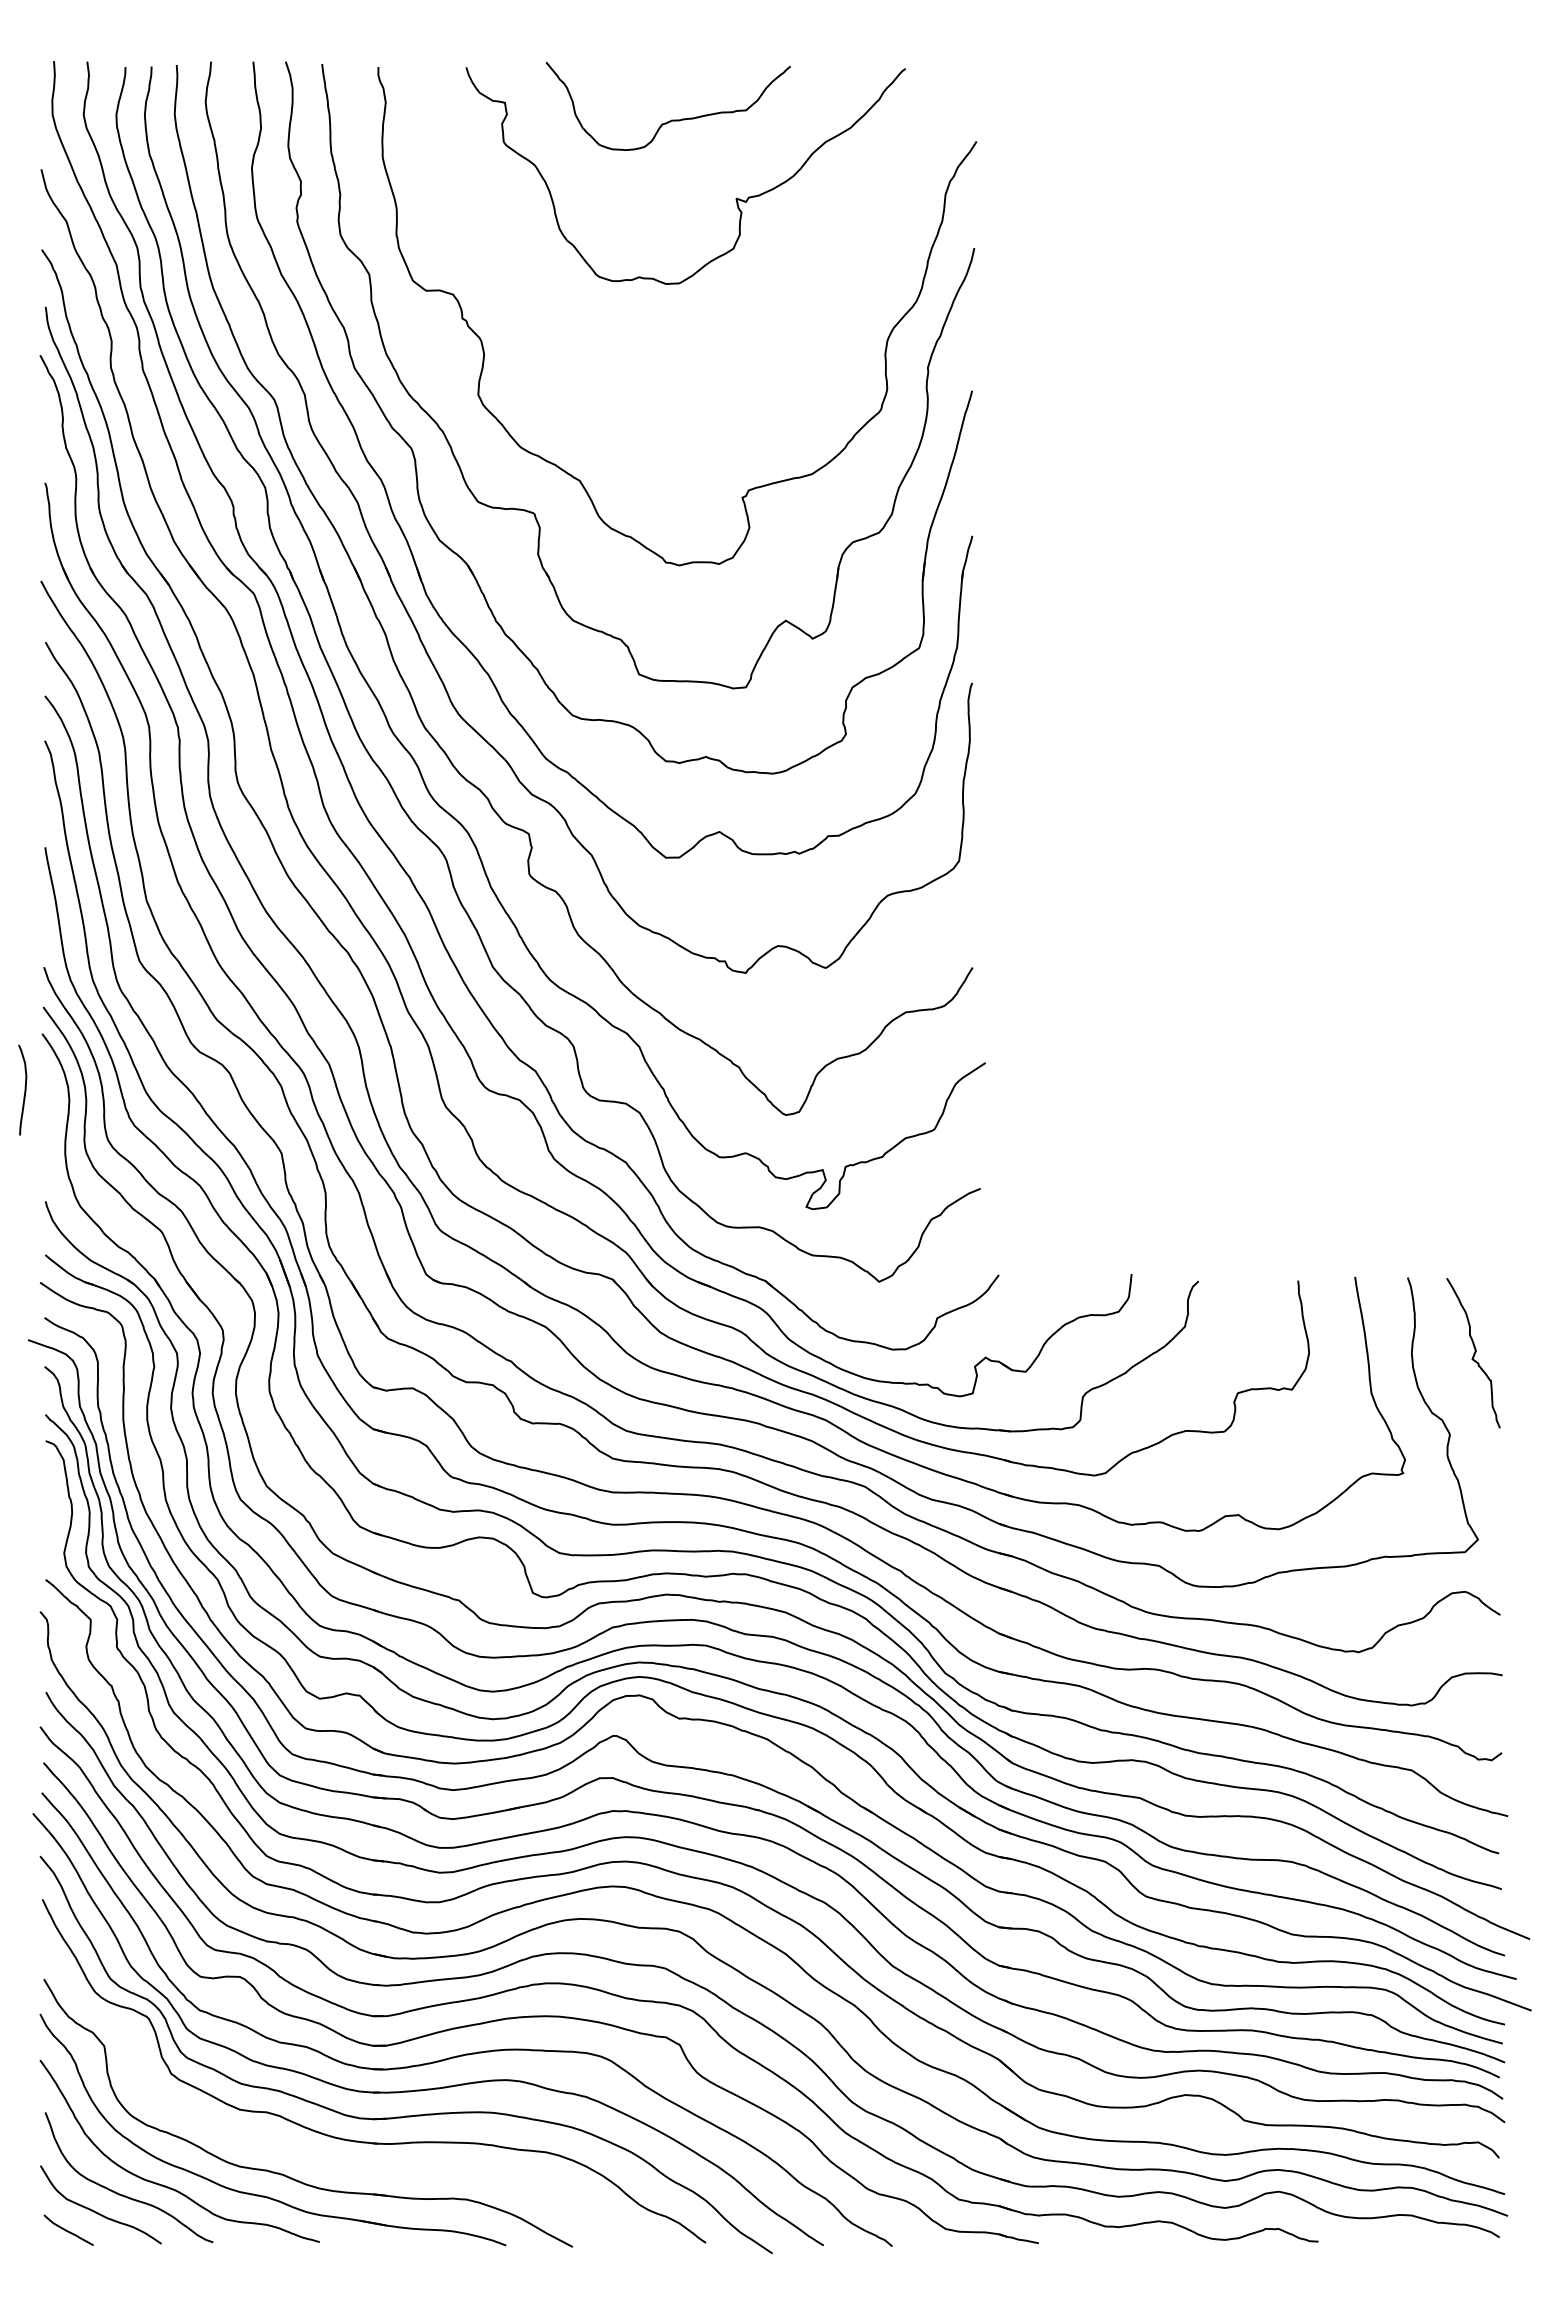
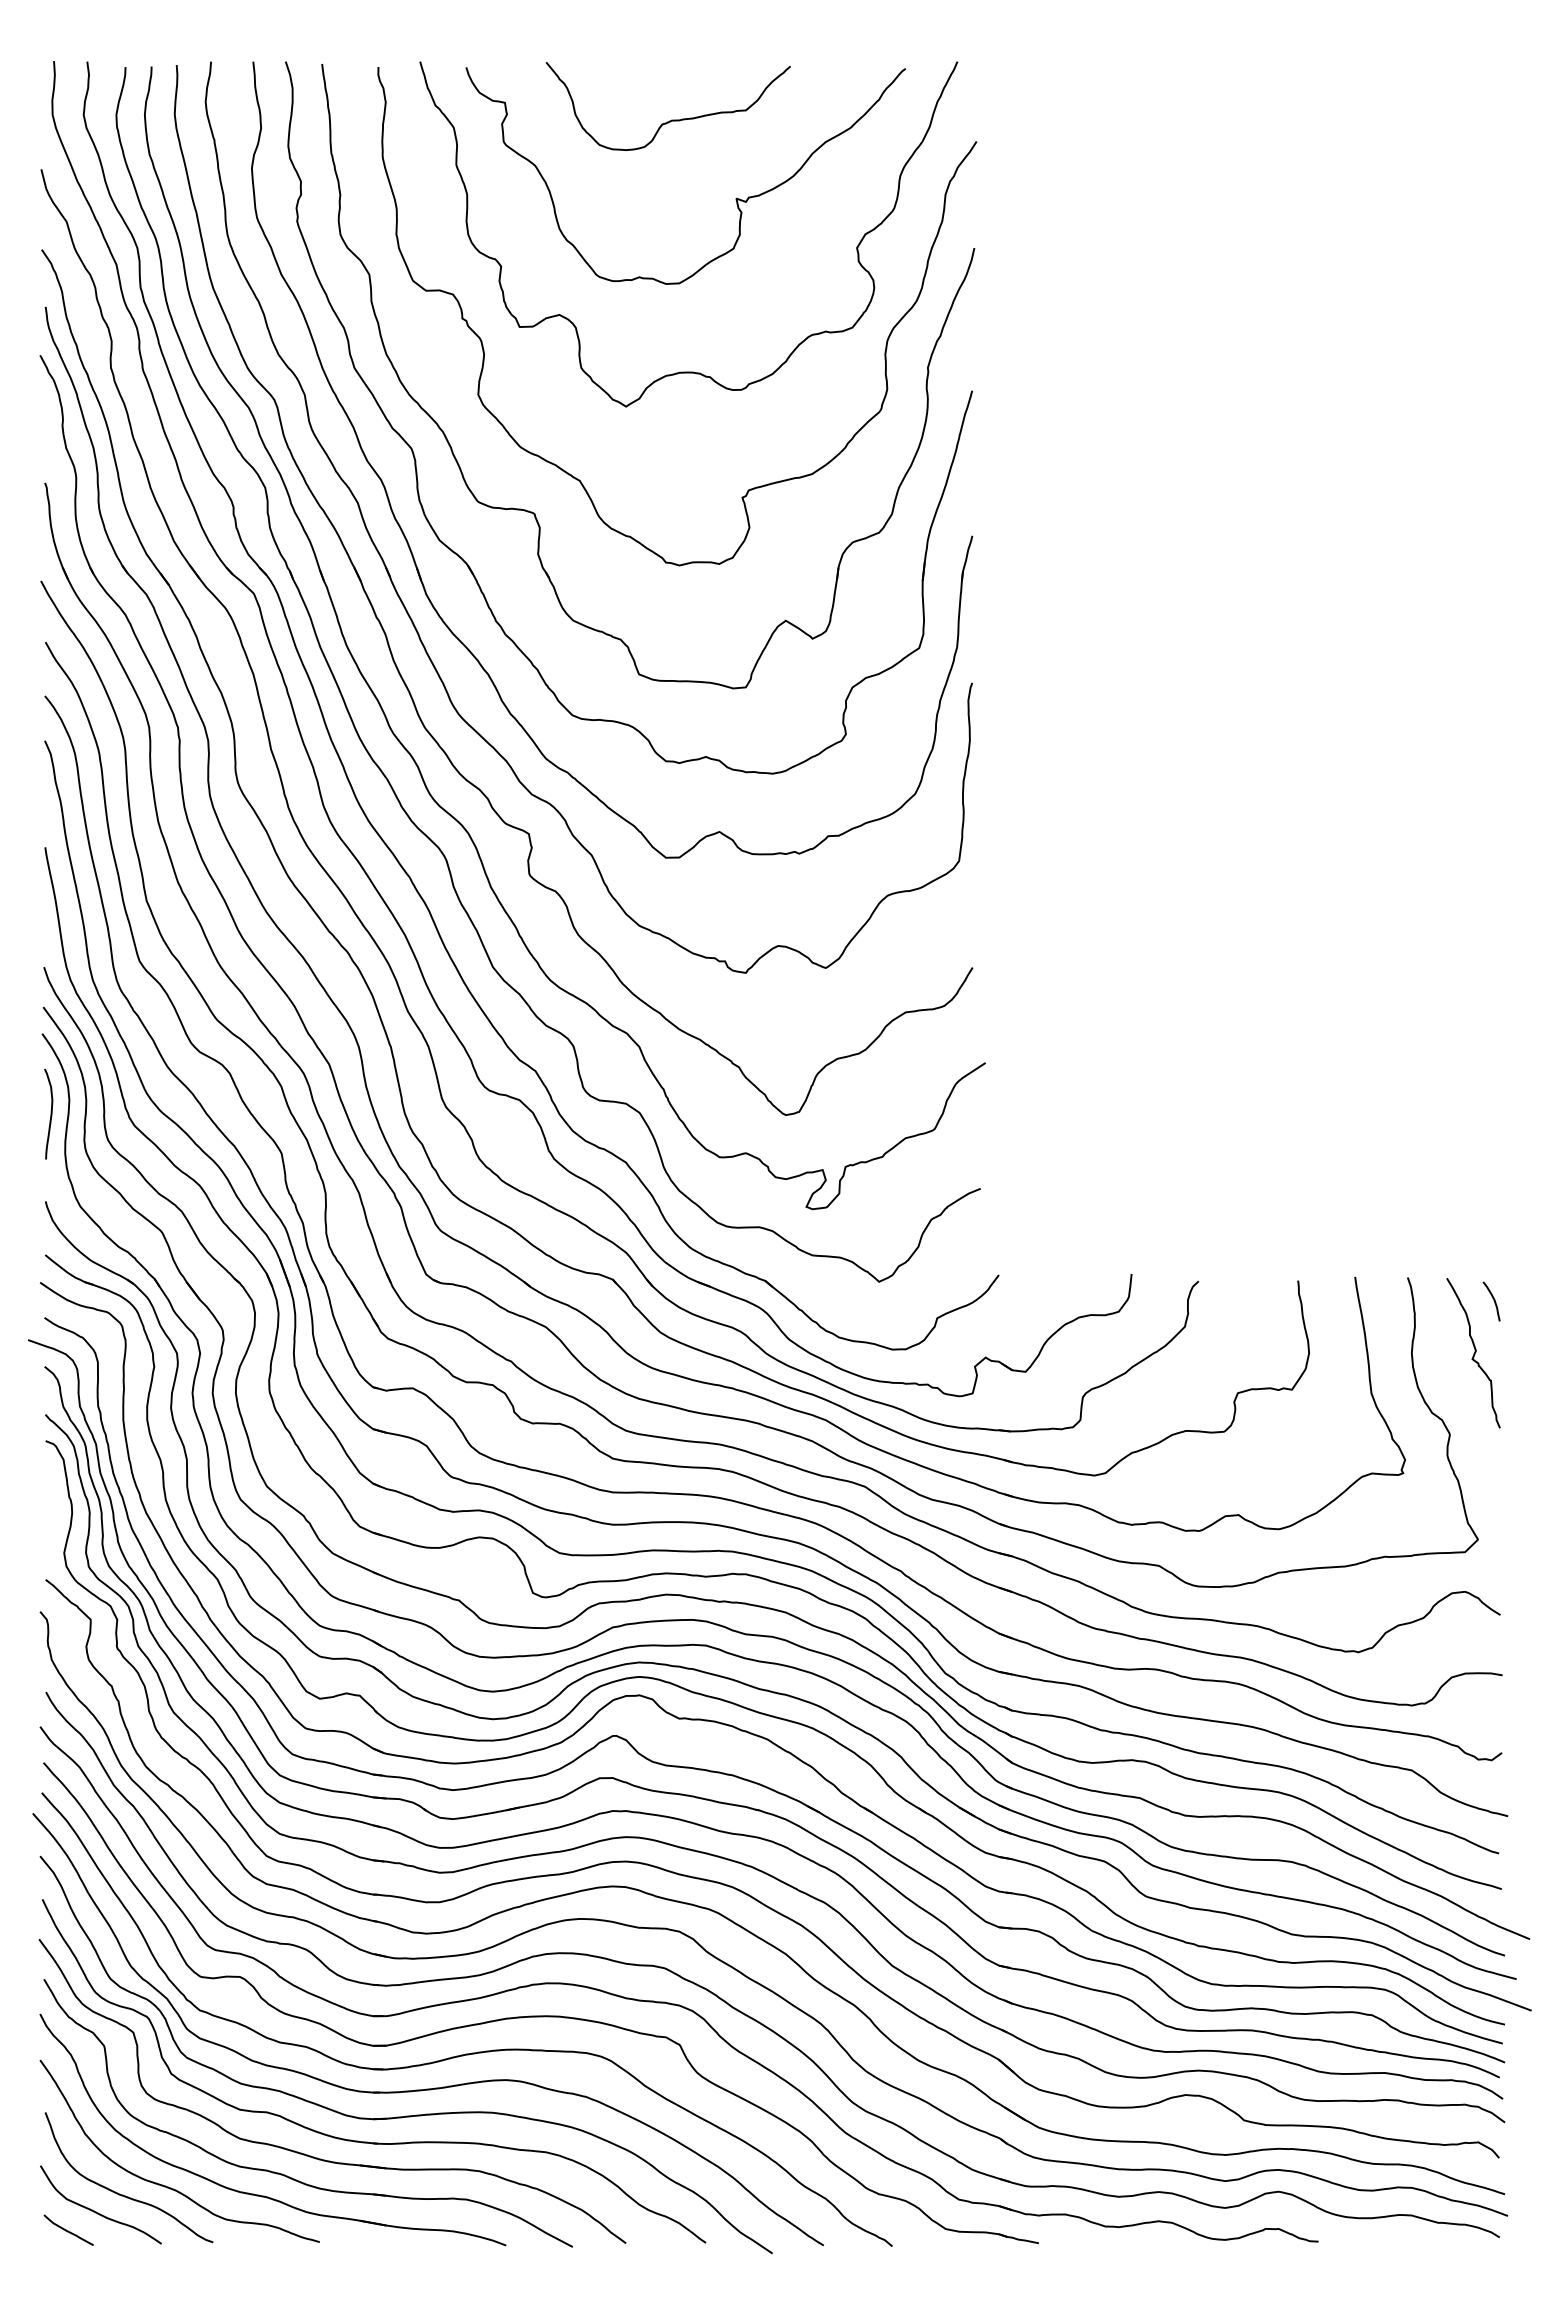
curve: none -> present (688, 371)
curve position: (24, 1089) -> (50, 1113) (50, 1113)
curve: none -> present (1493, 1300)
part: none -> present (314, 2156)
